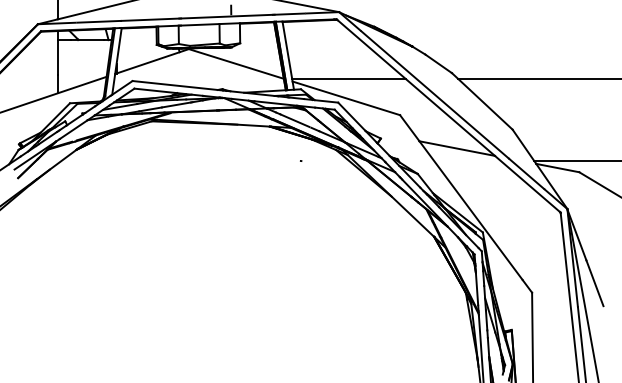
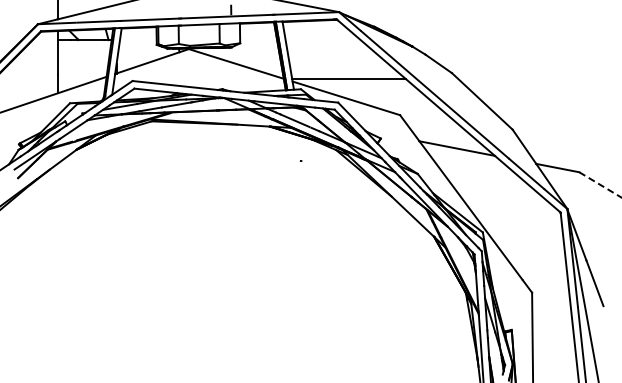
line: present -> none (538, 78)
line: present -> none (575, 160)
line: solid -> dashed (600, 185)
